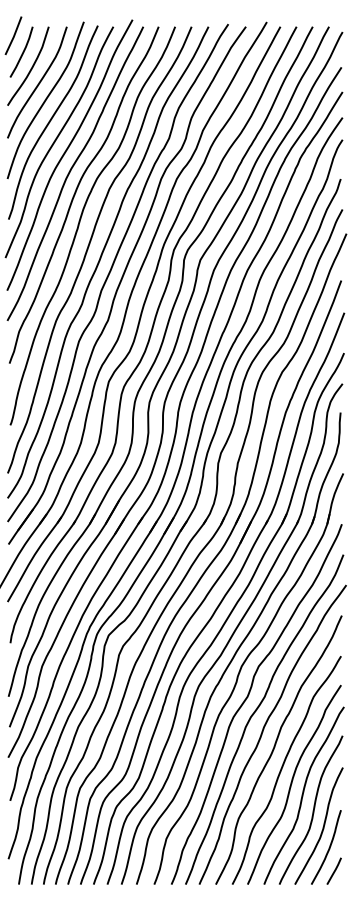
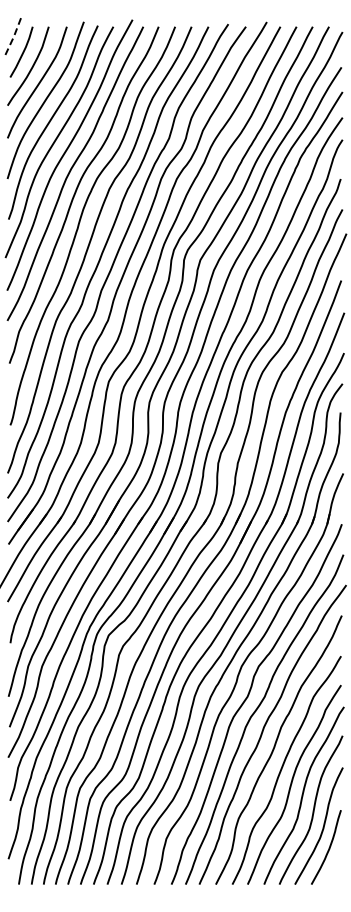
line: solid -> dashed (14, 35)
line: present -> none (334, 870)
